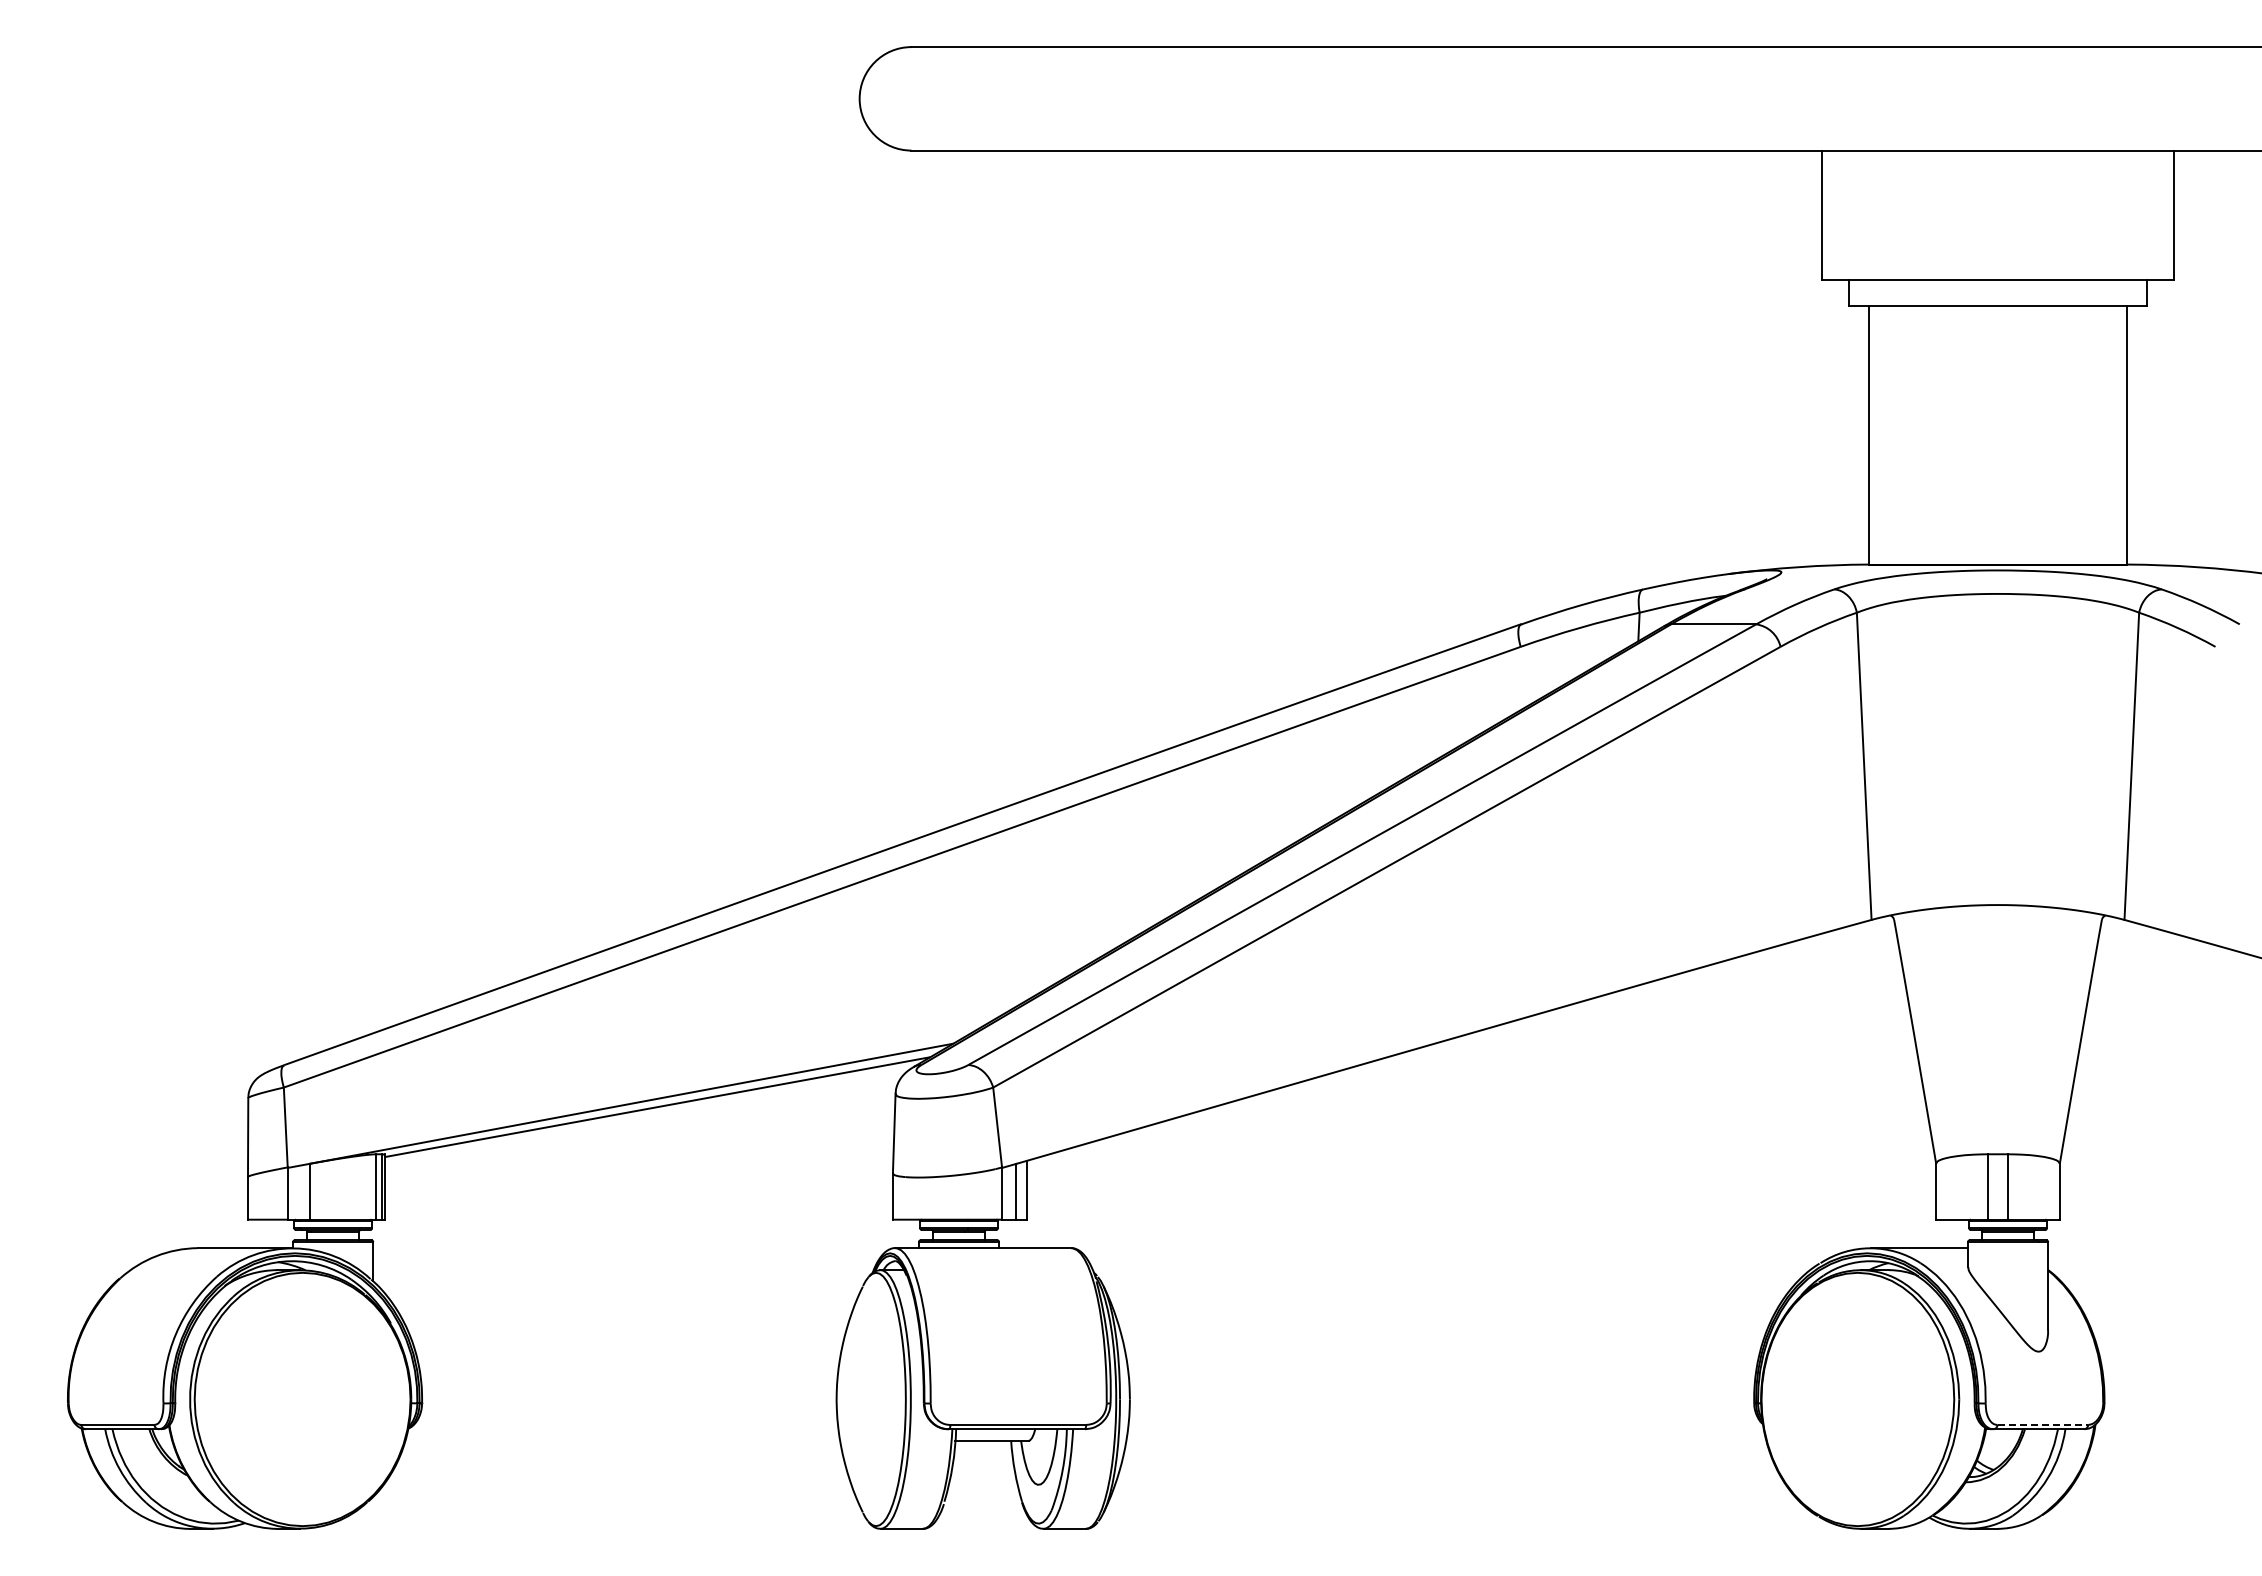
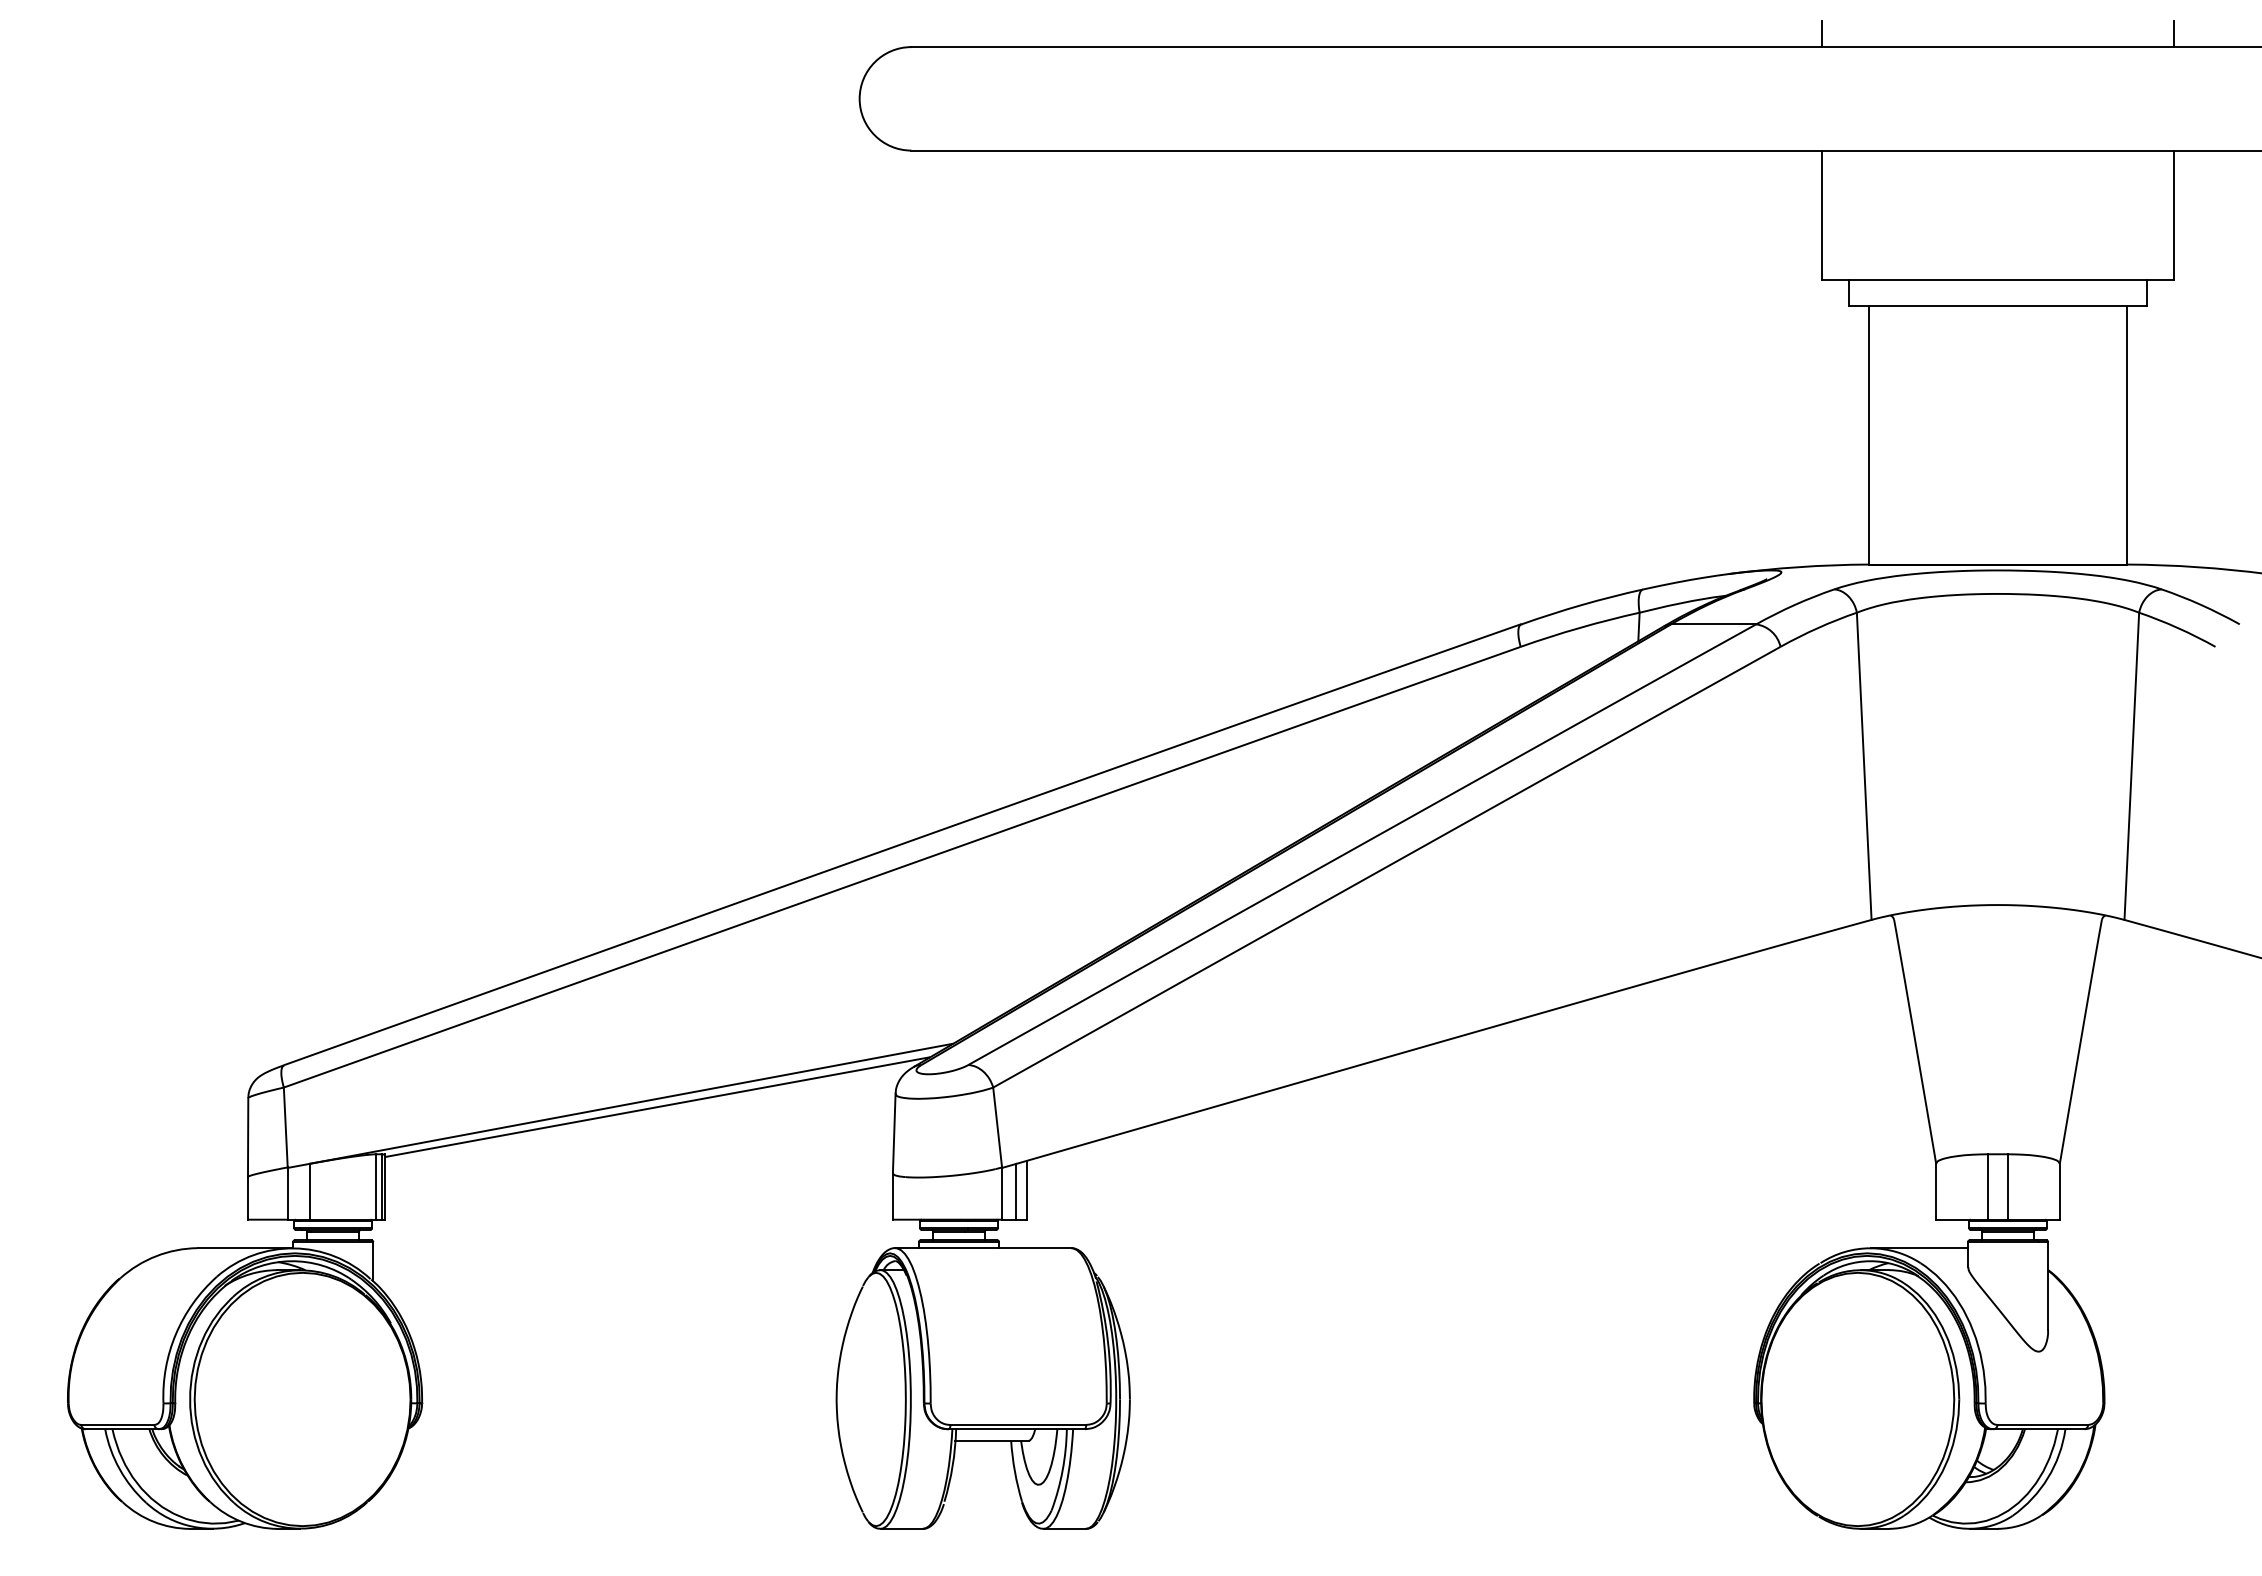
line: none -> present (1822, 34)
line: none -> present (2173, 34)
line: dashed -> solid (2043, 1424)
